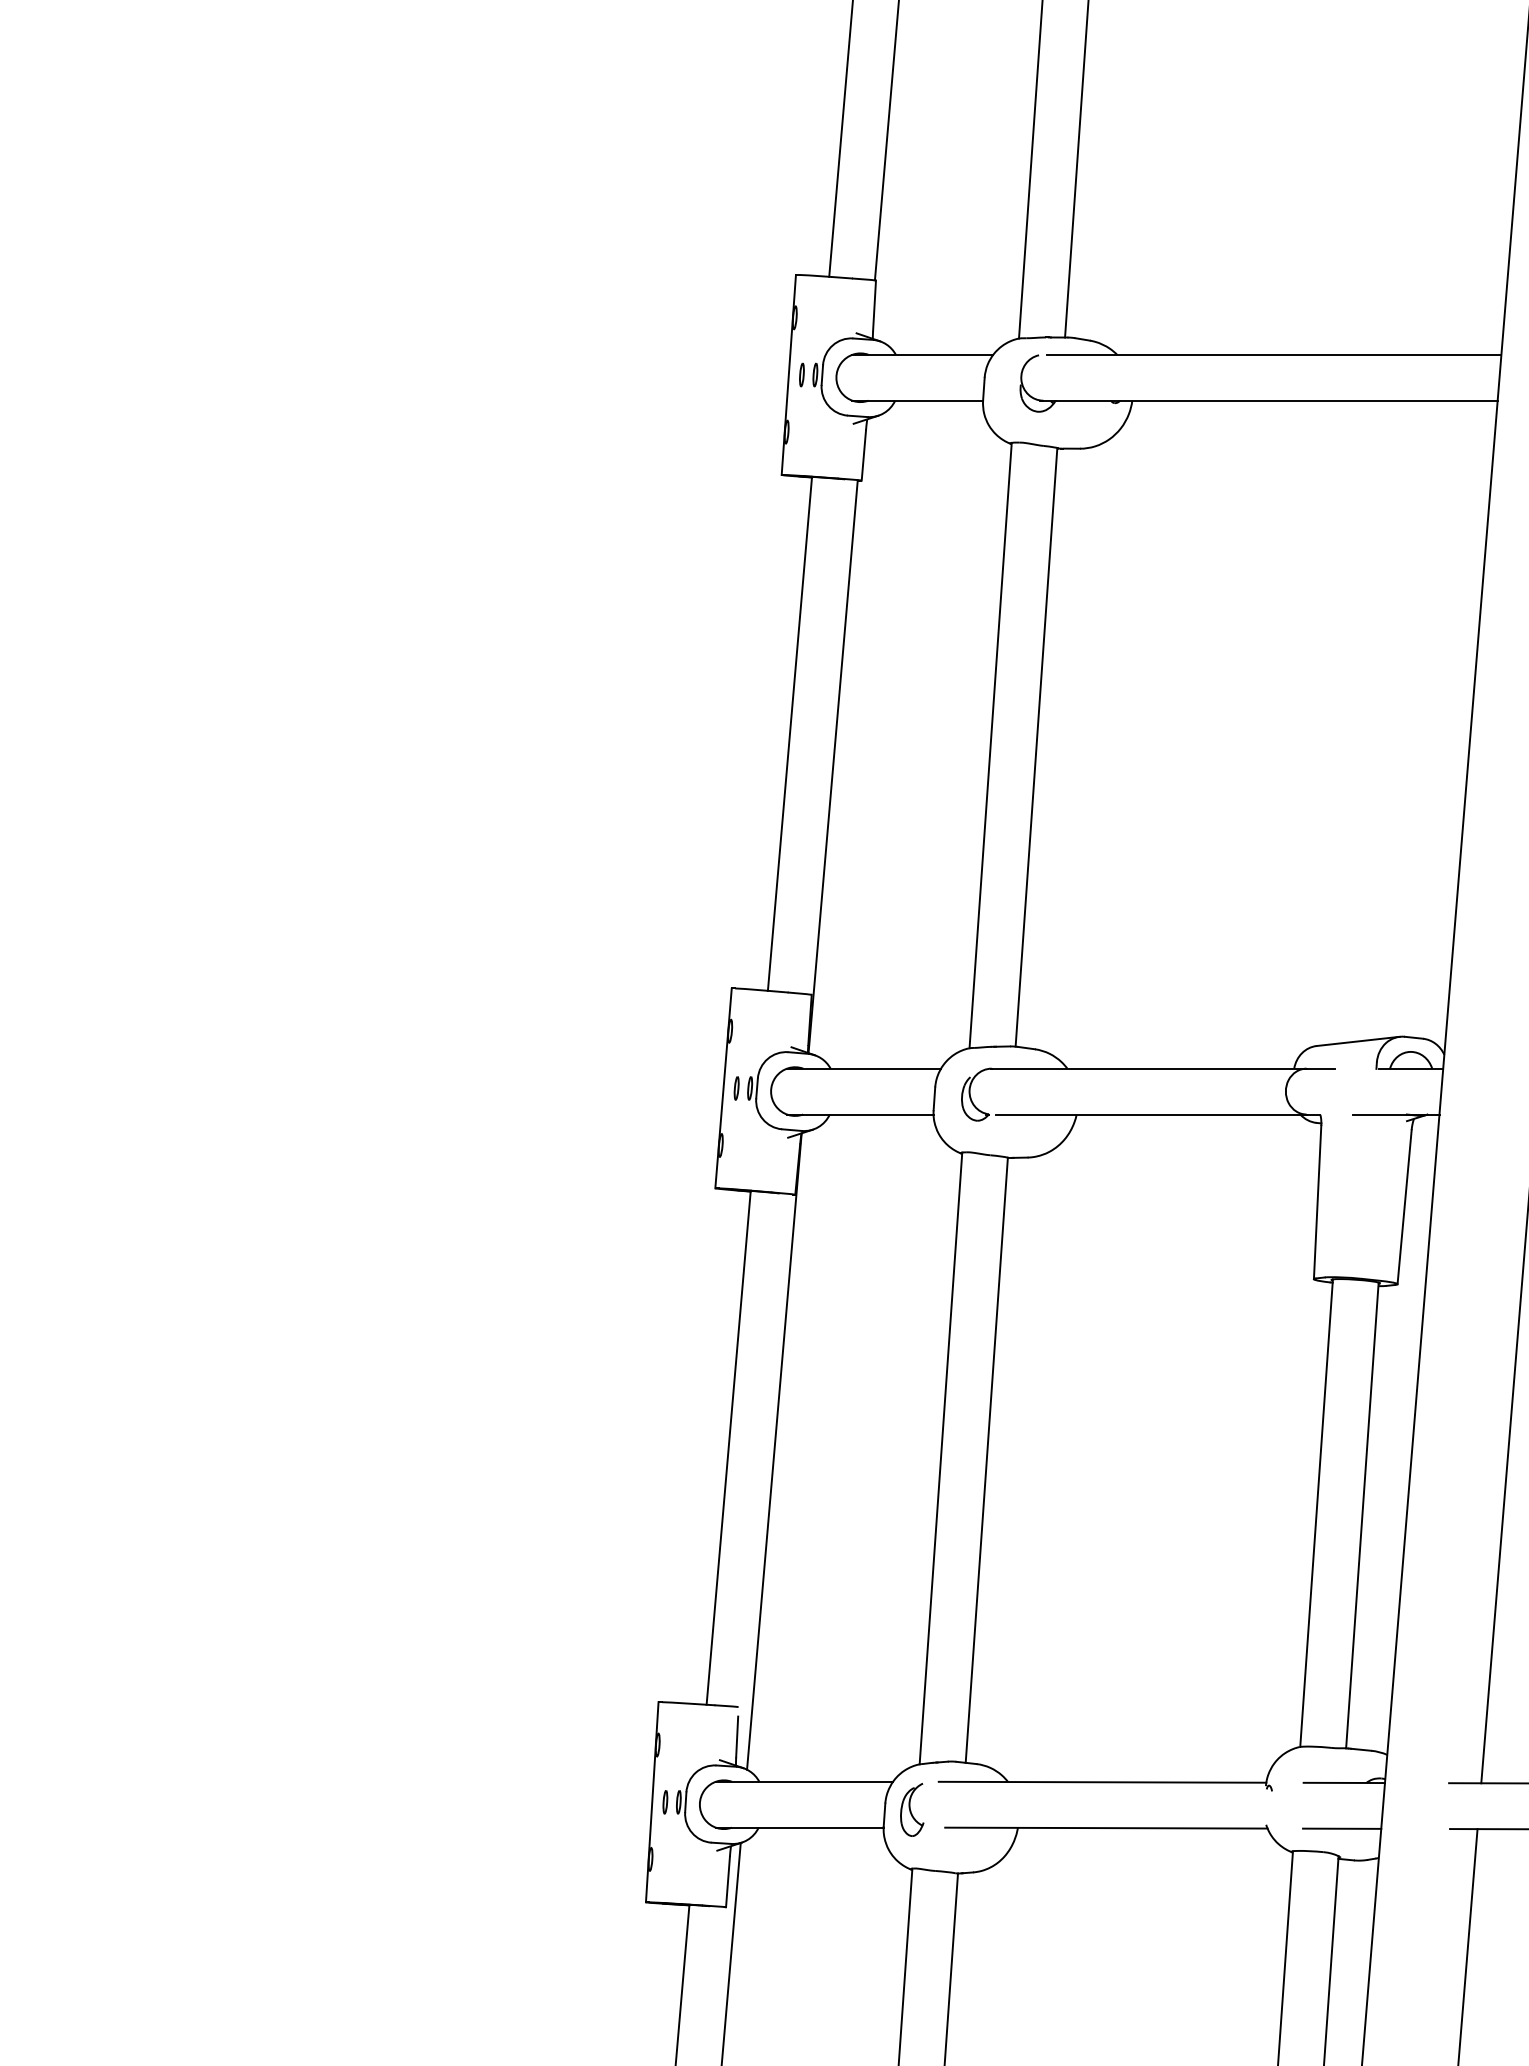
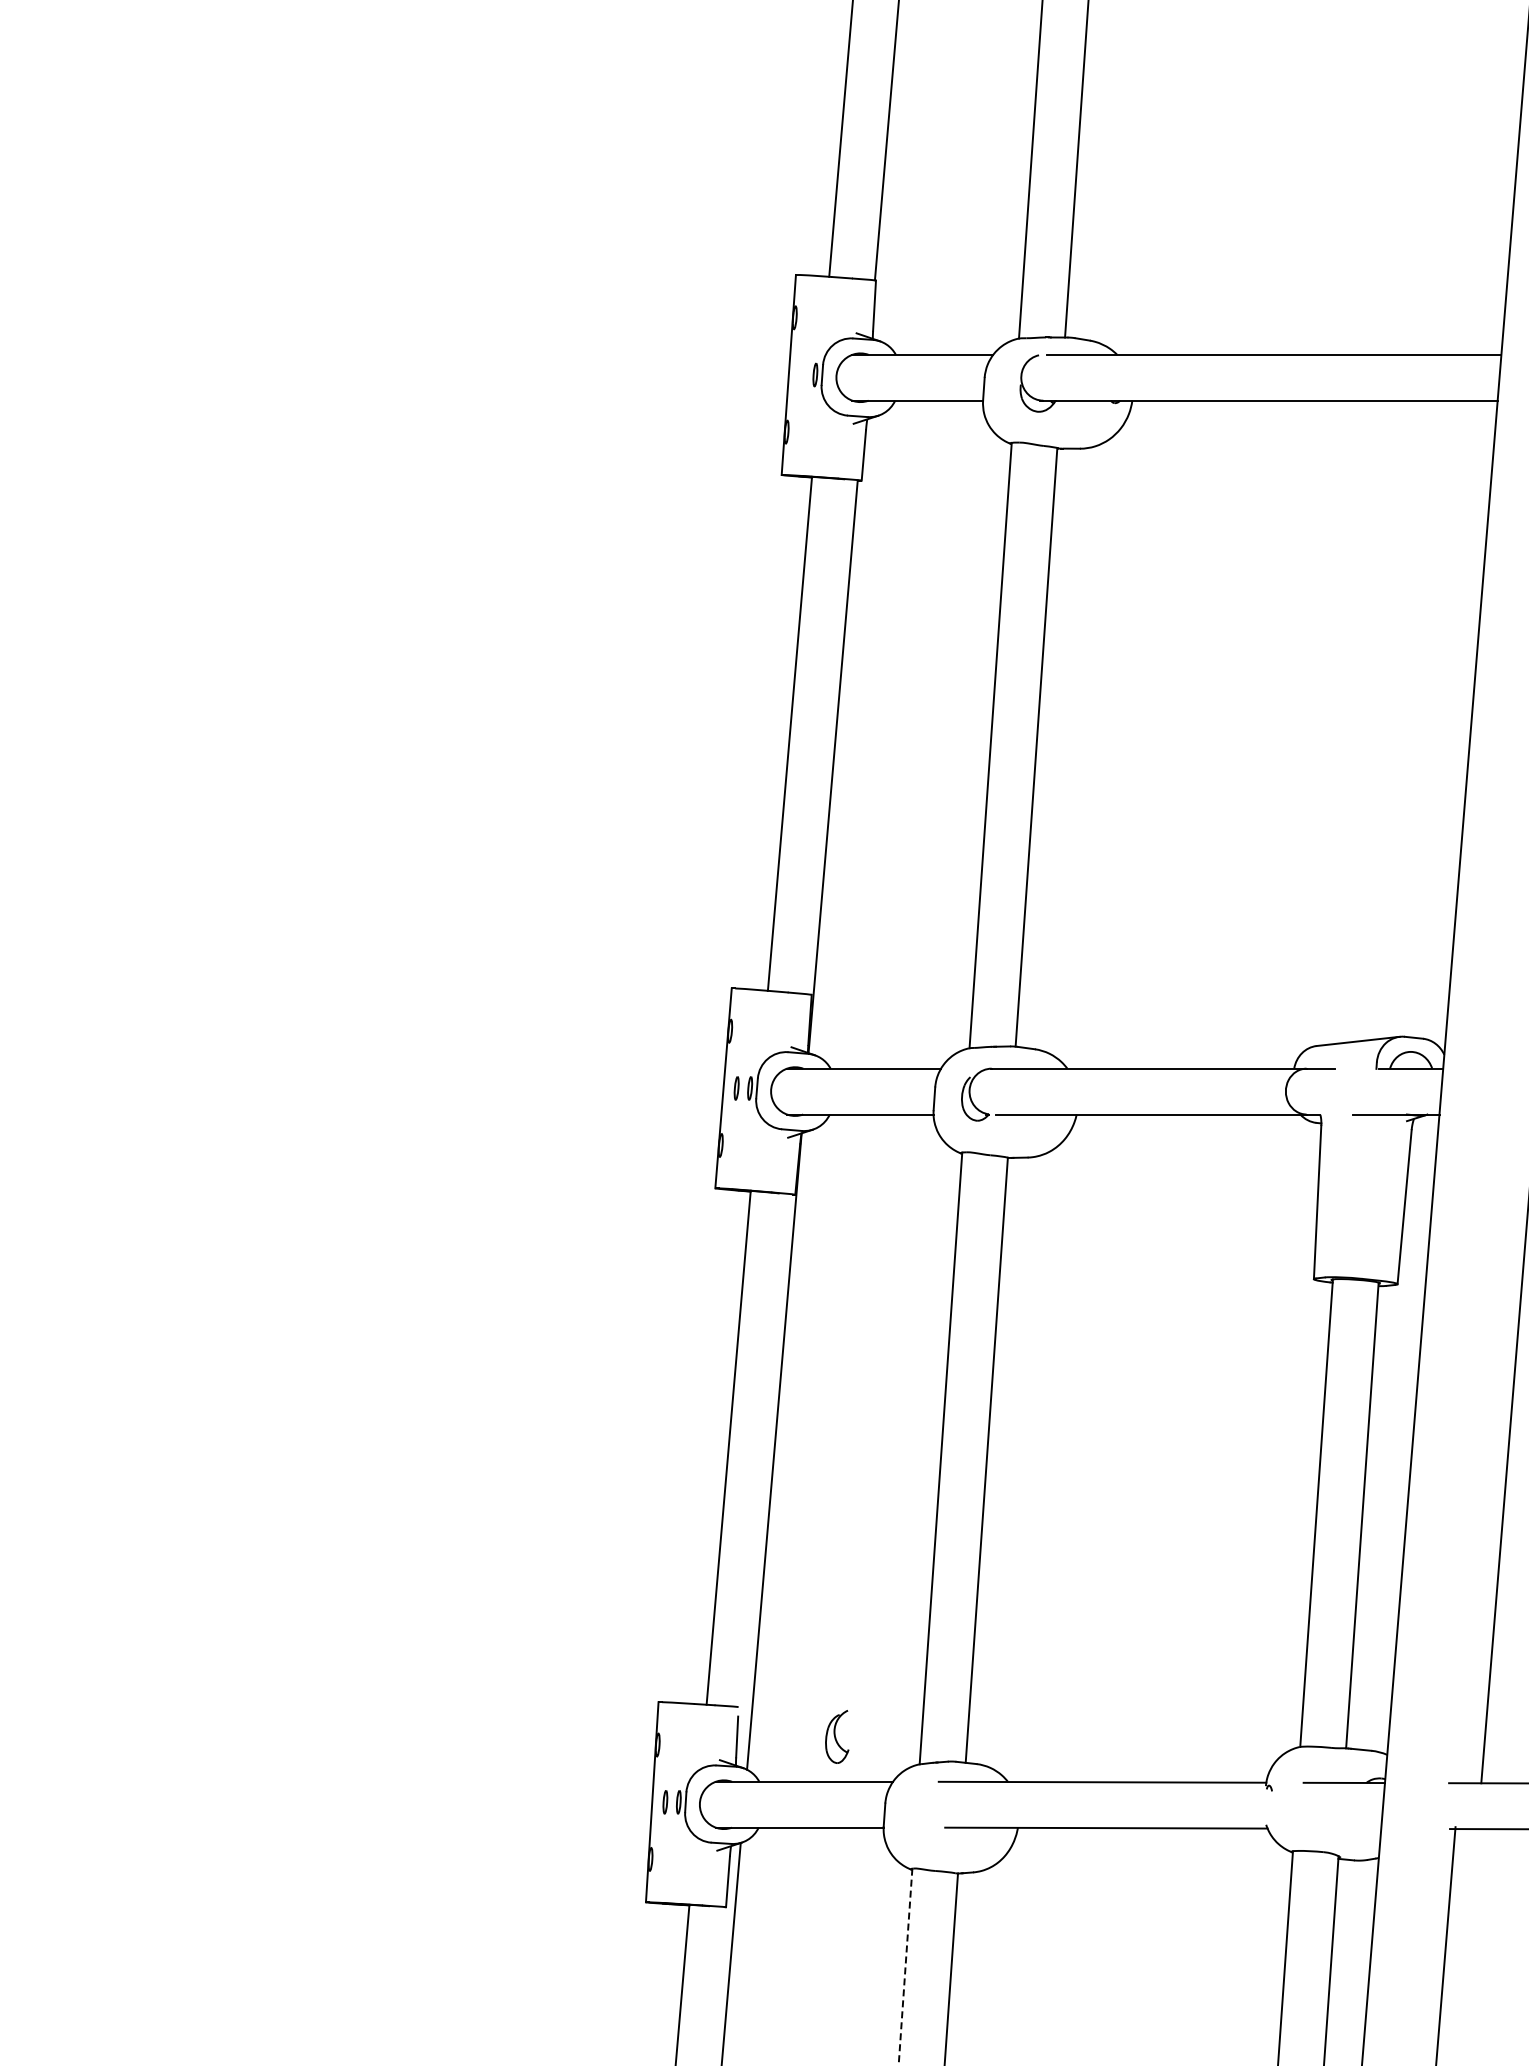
part: present -> none (801, 374)
part position: (912, 1809) -> (837, 1736) (837, 1736)
line: present -> none (1342, 1828)
line position: (1467, 1945) -> (1445, 1944) (1445, 1944)
line: solid -> dashed (905, 1967)
